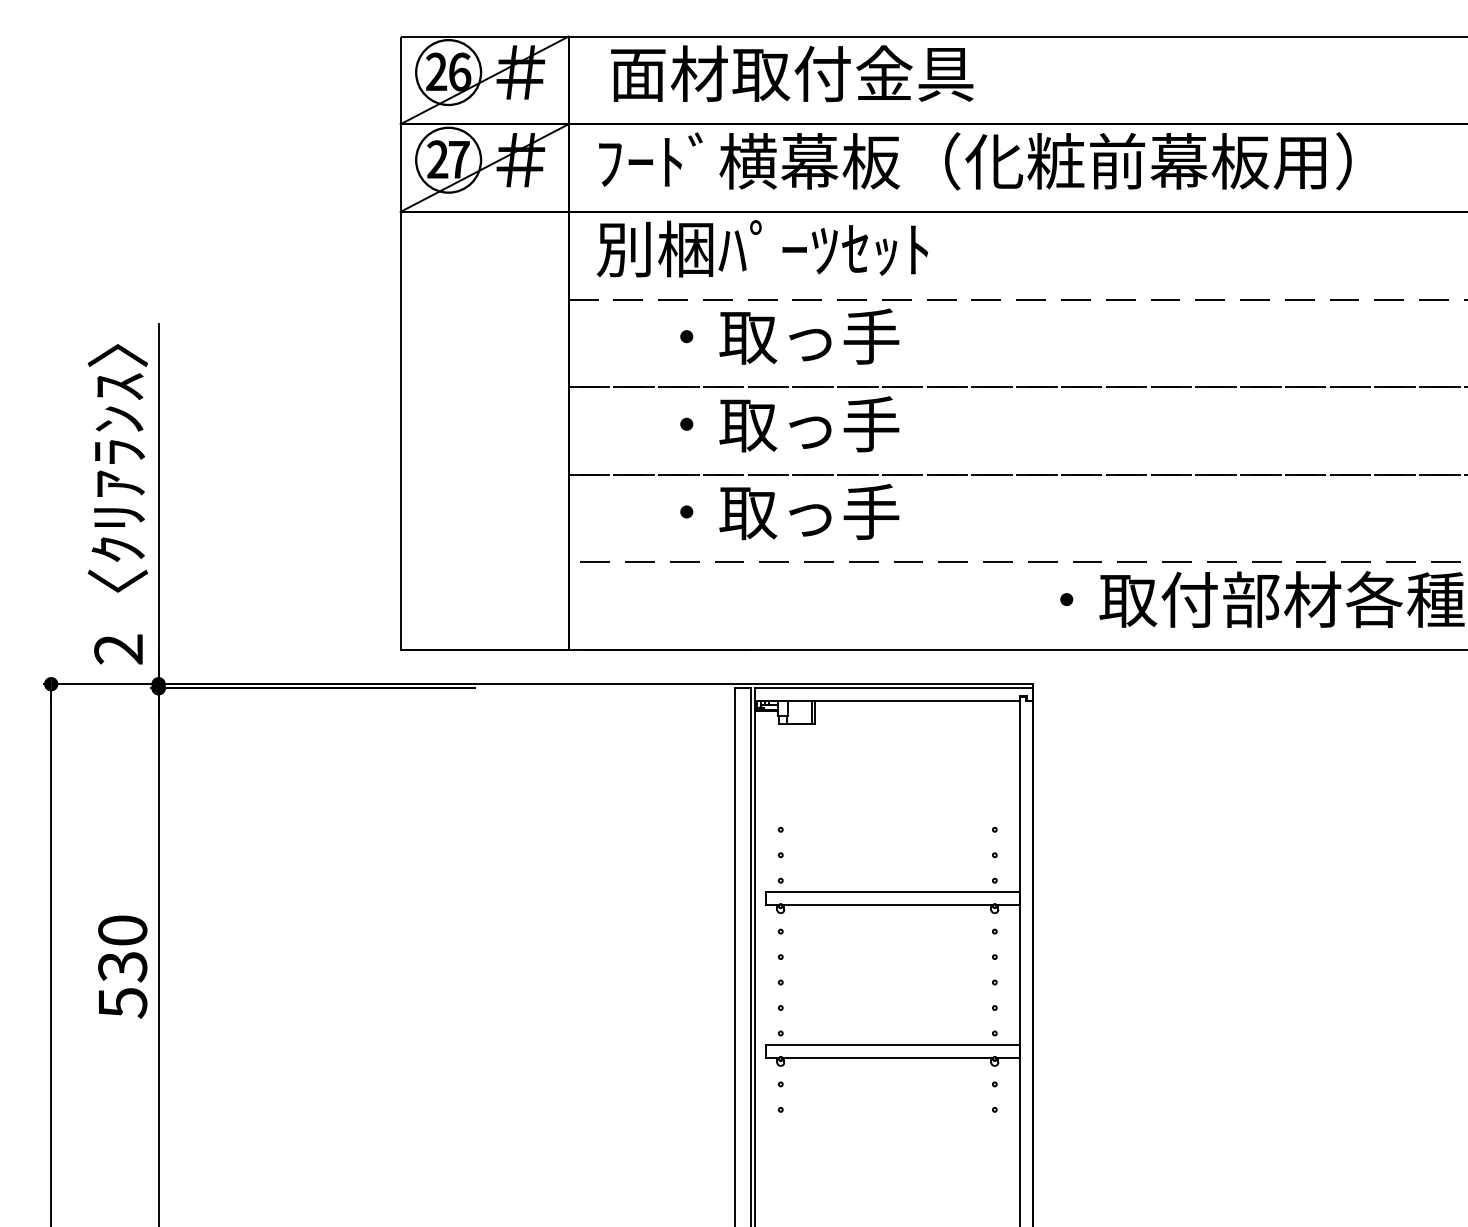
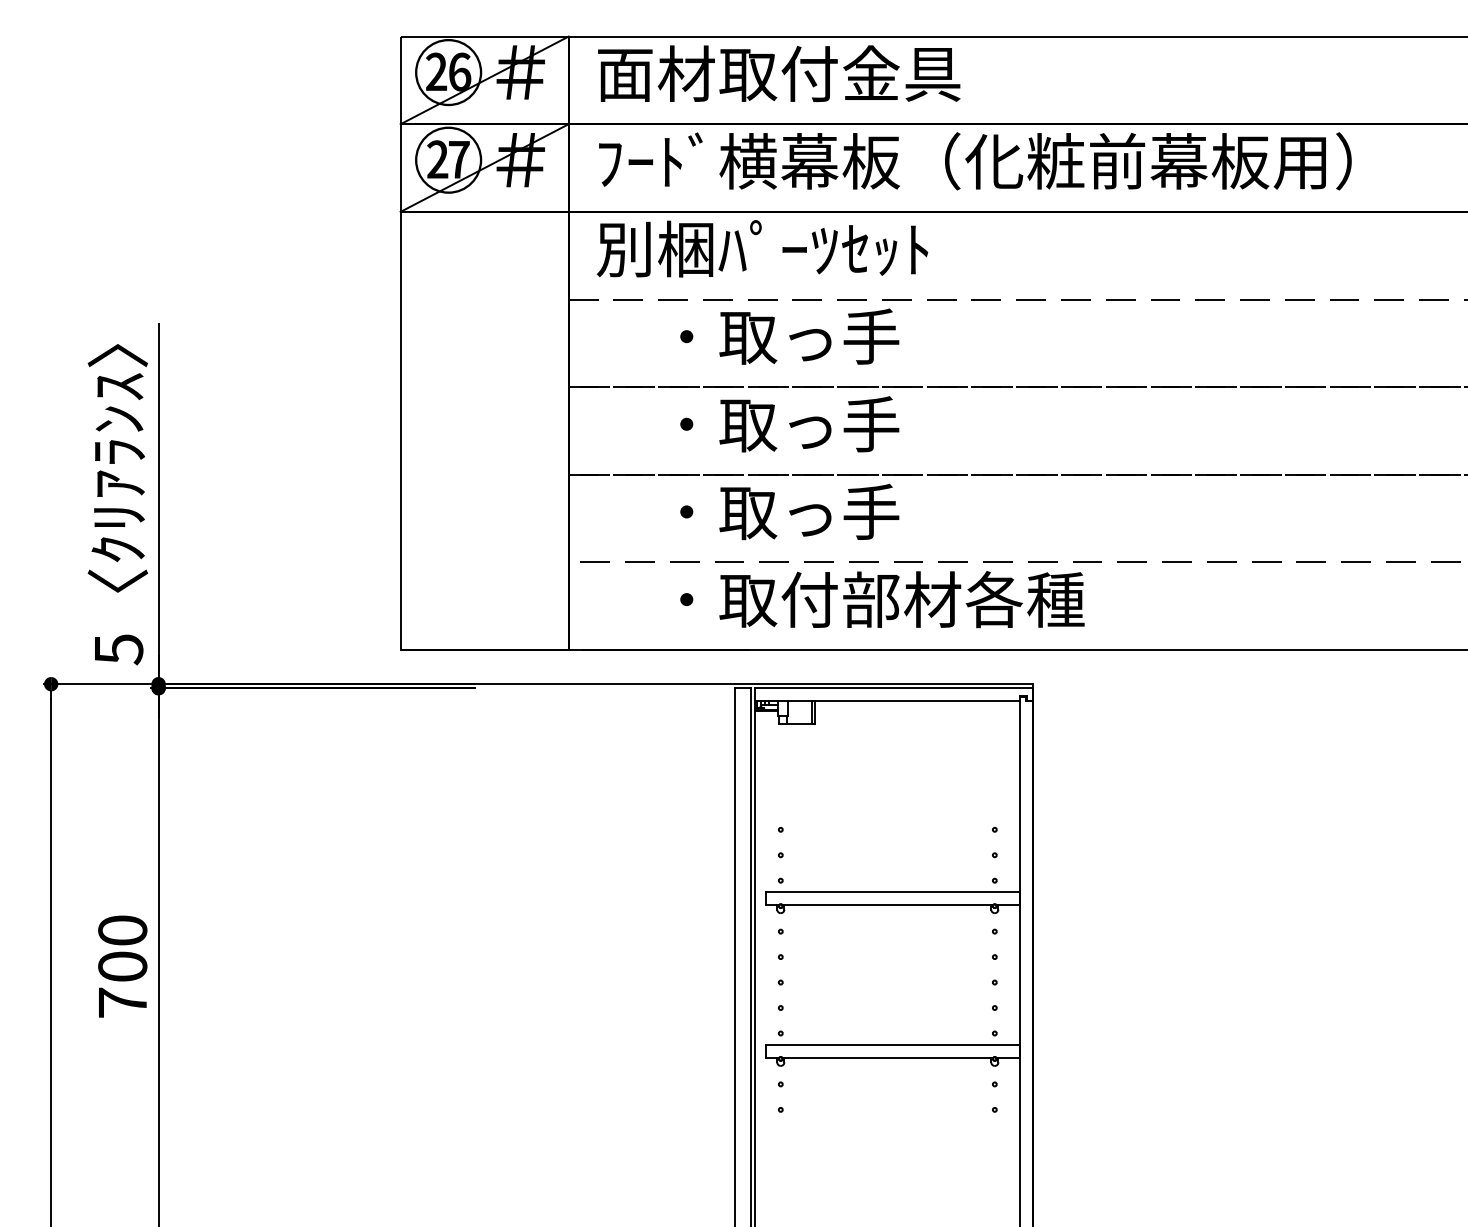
text position: (792, 73) -> (779, 73) (779, 73)
text position: (1262, 599) -> (882, 599) (882, 599)
text: 2 -> 5 (118, 649)
text: 530 -> 700 (122, 984)
